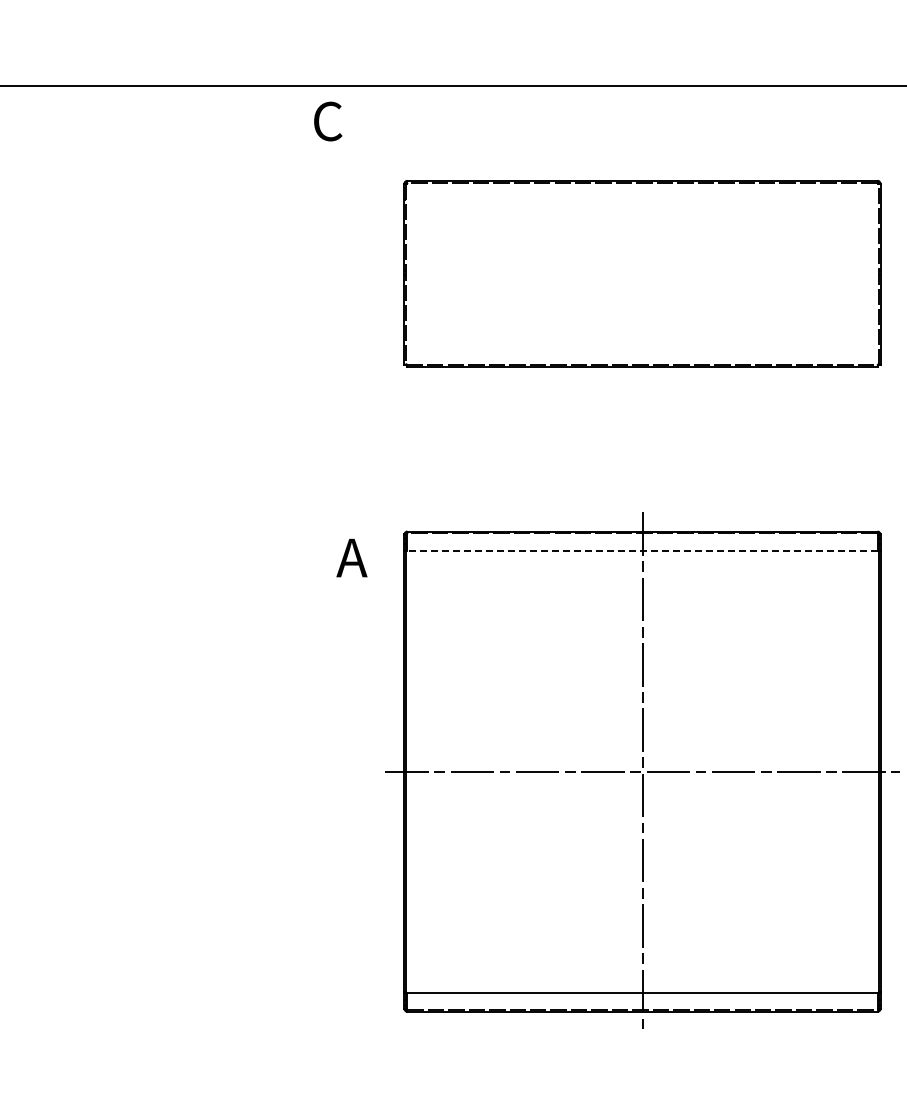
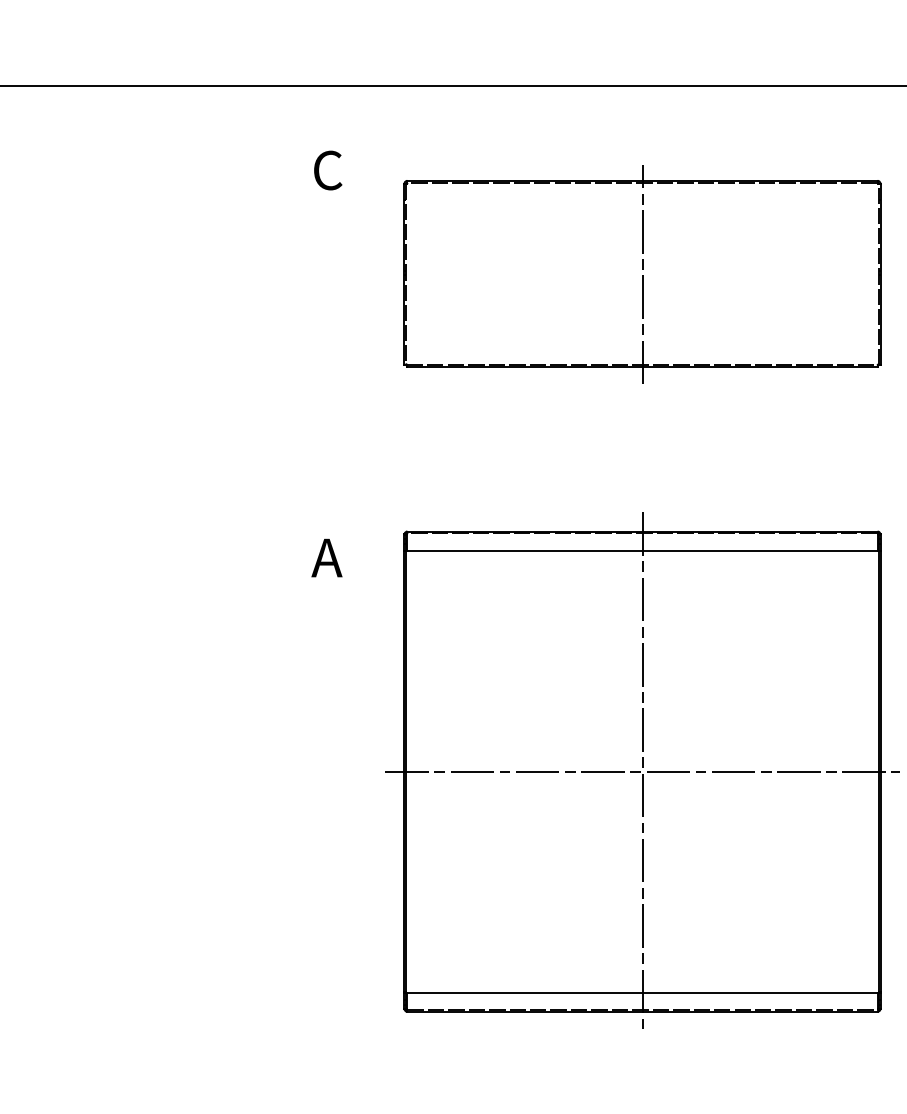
text position: (328, 121) -> (328, 170) (328, 170)
line: none -> present (642, 274)
line: dashed -> solid (642, 550)
text position: (351, 557) -> (326, 557) (326, 557)
